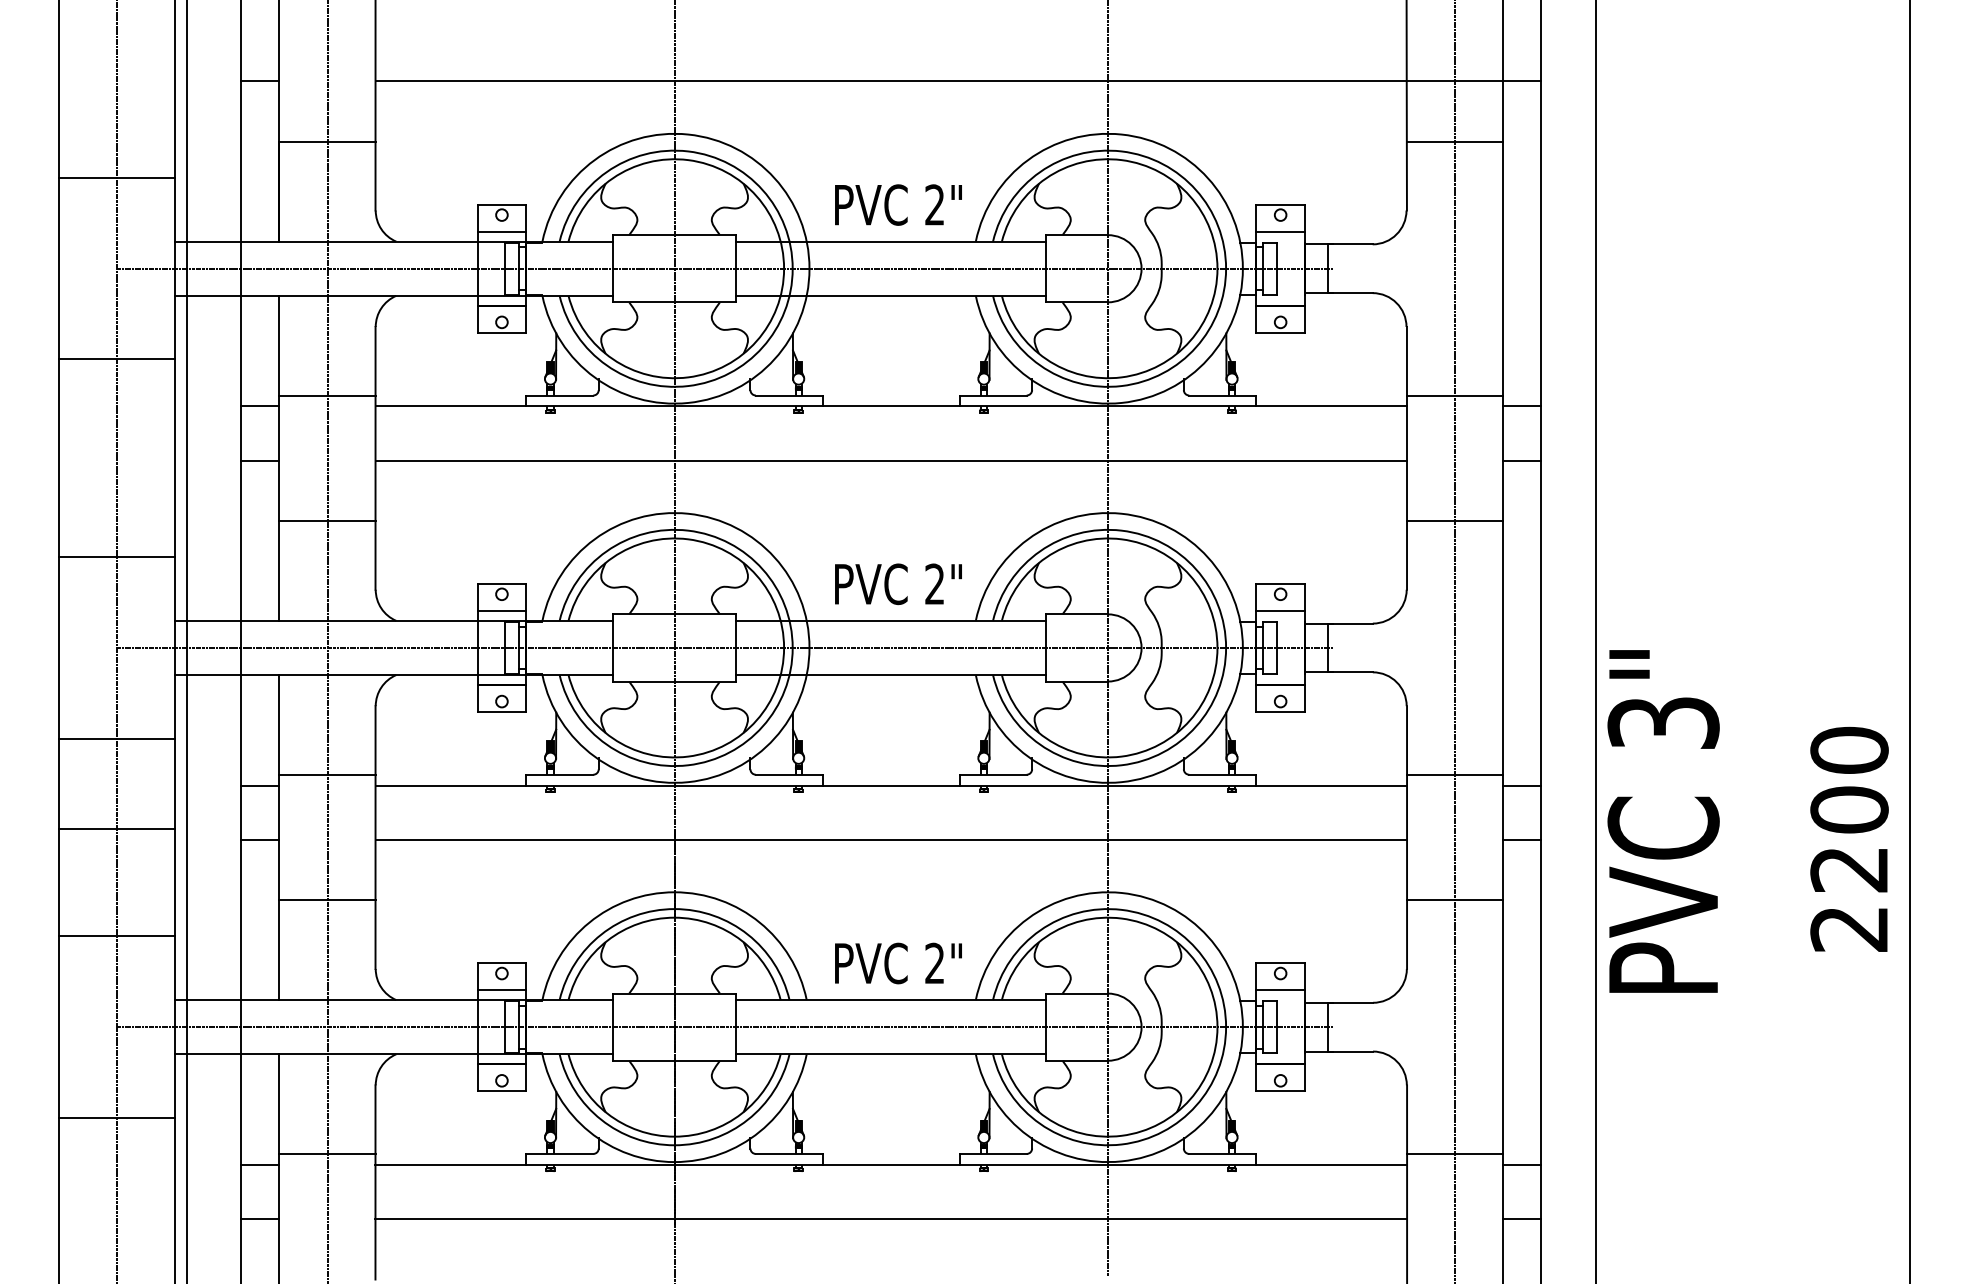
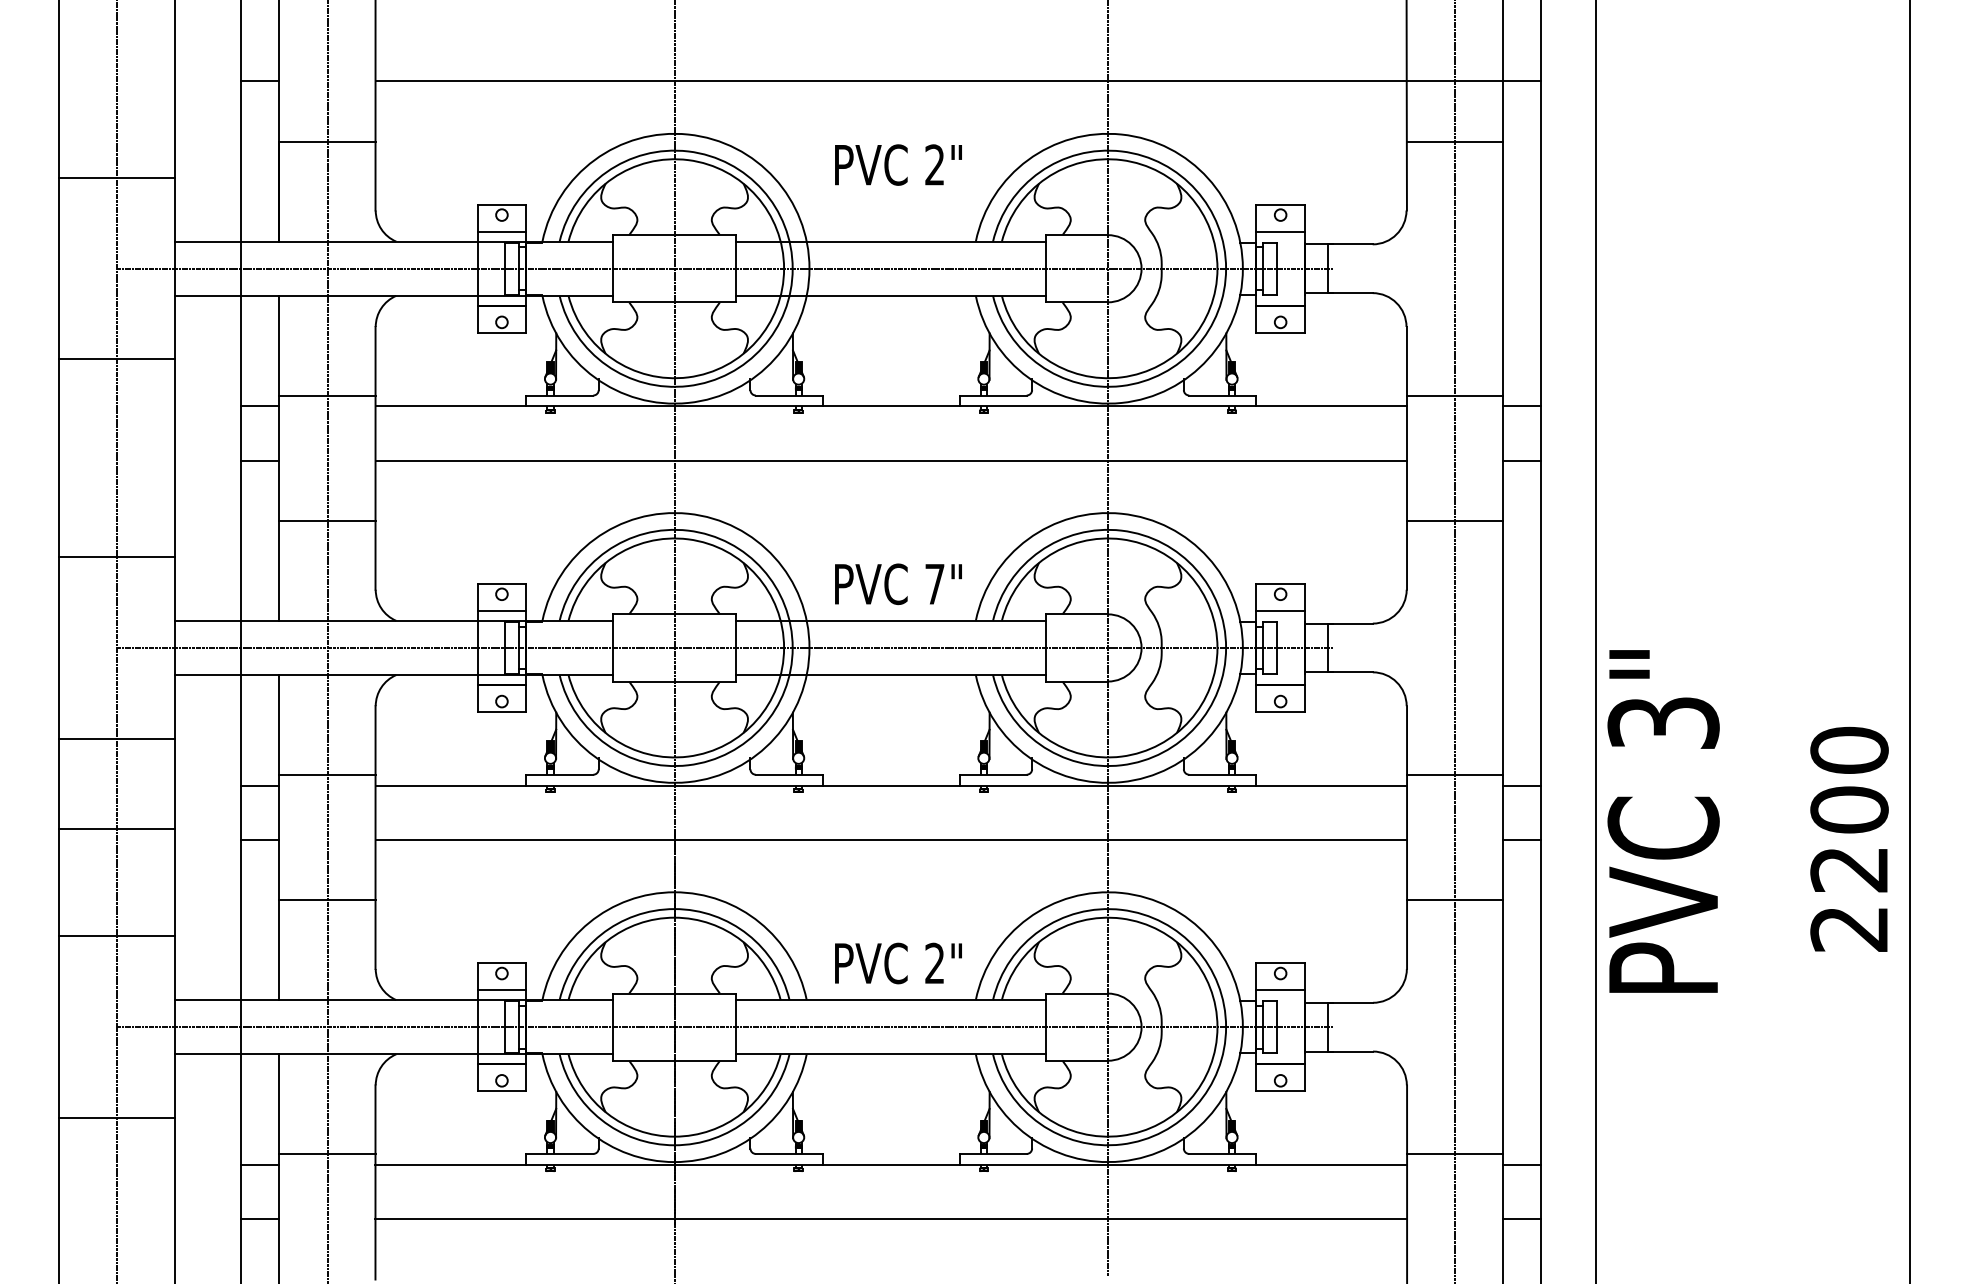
text position: (898, 204) -> (898, 164) (898, 164)
text: 2" -> 7" (934, 583)
line: present -> none (187, 641)
